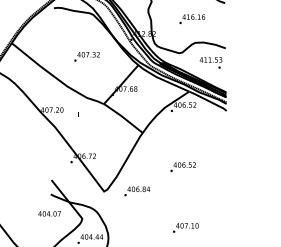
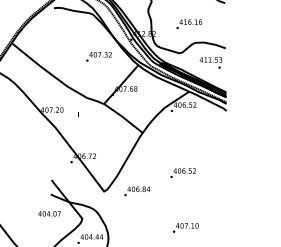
text position: (192, 19) -> (189, 24) (189, 24)
text position: (86, 56) -> (98, 56) (98, 56)
text position: (182, 166) -> (182, 172) (182, 172)
